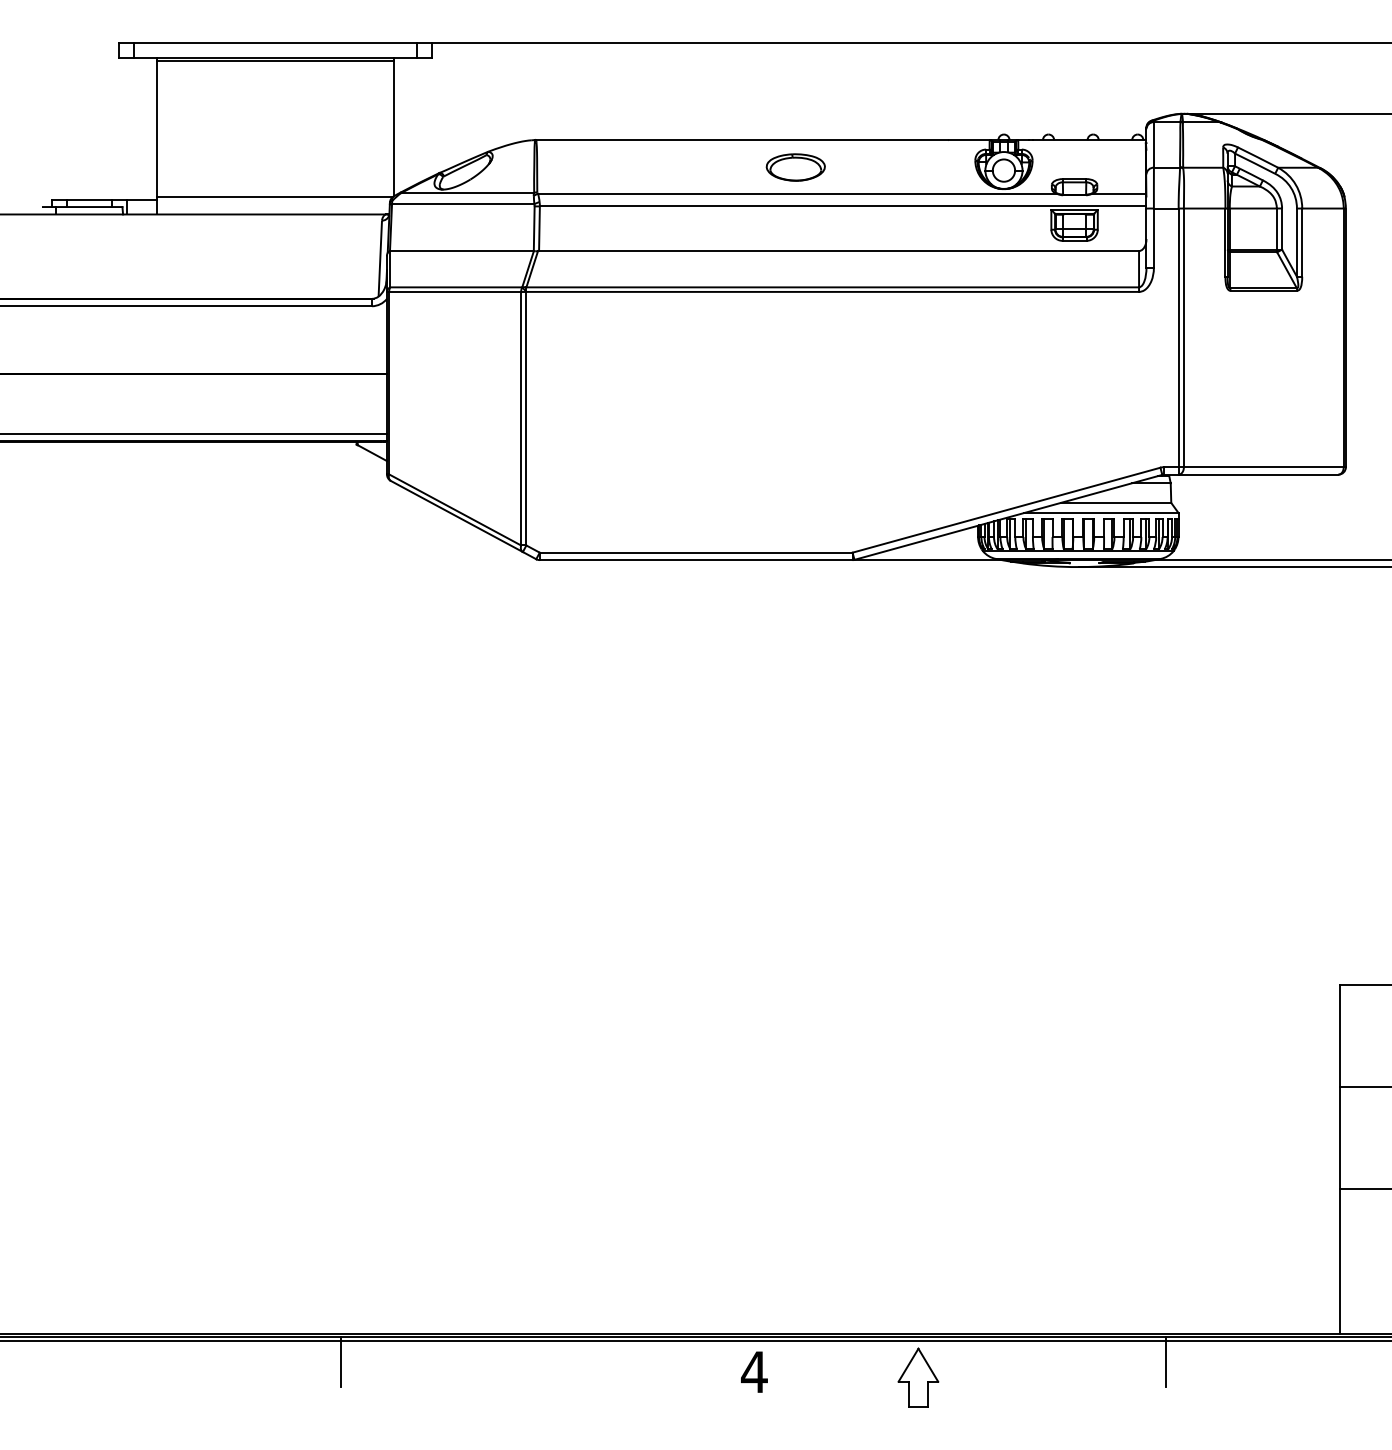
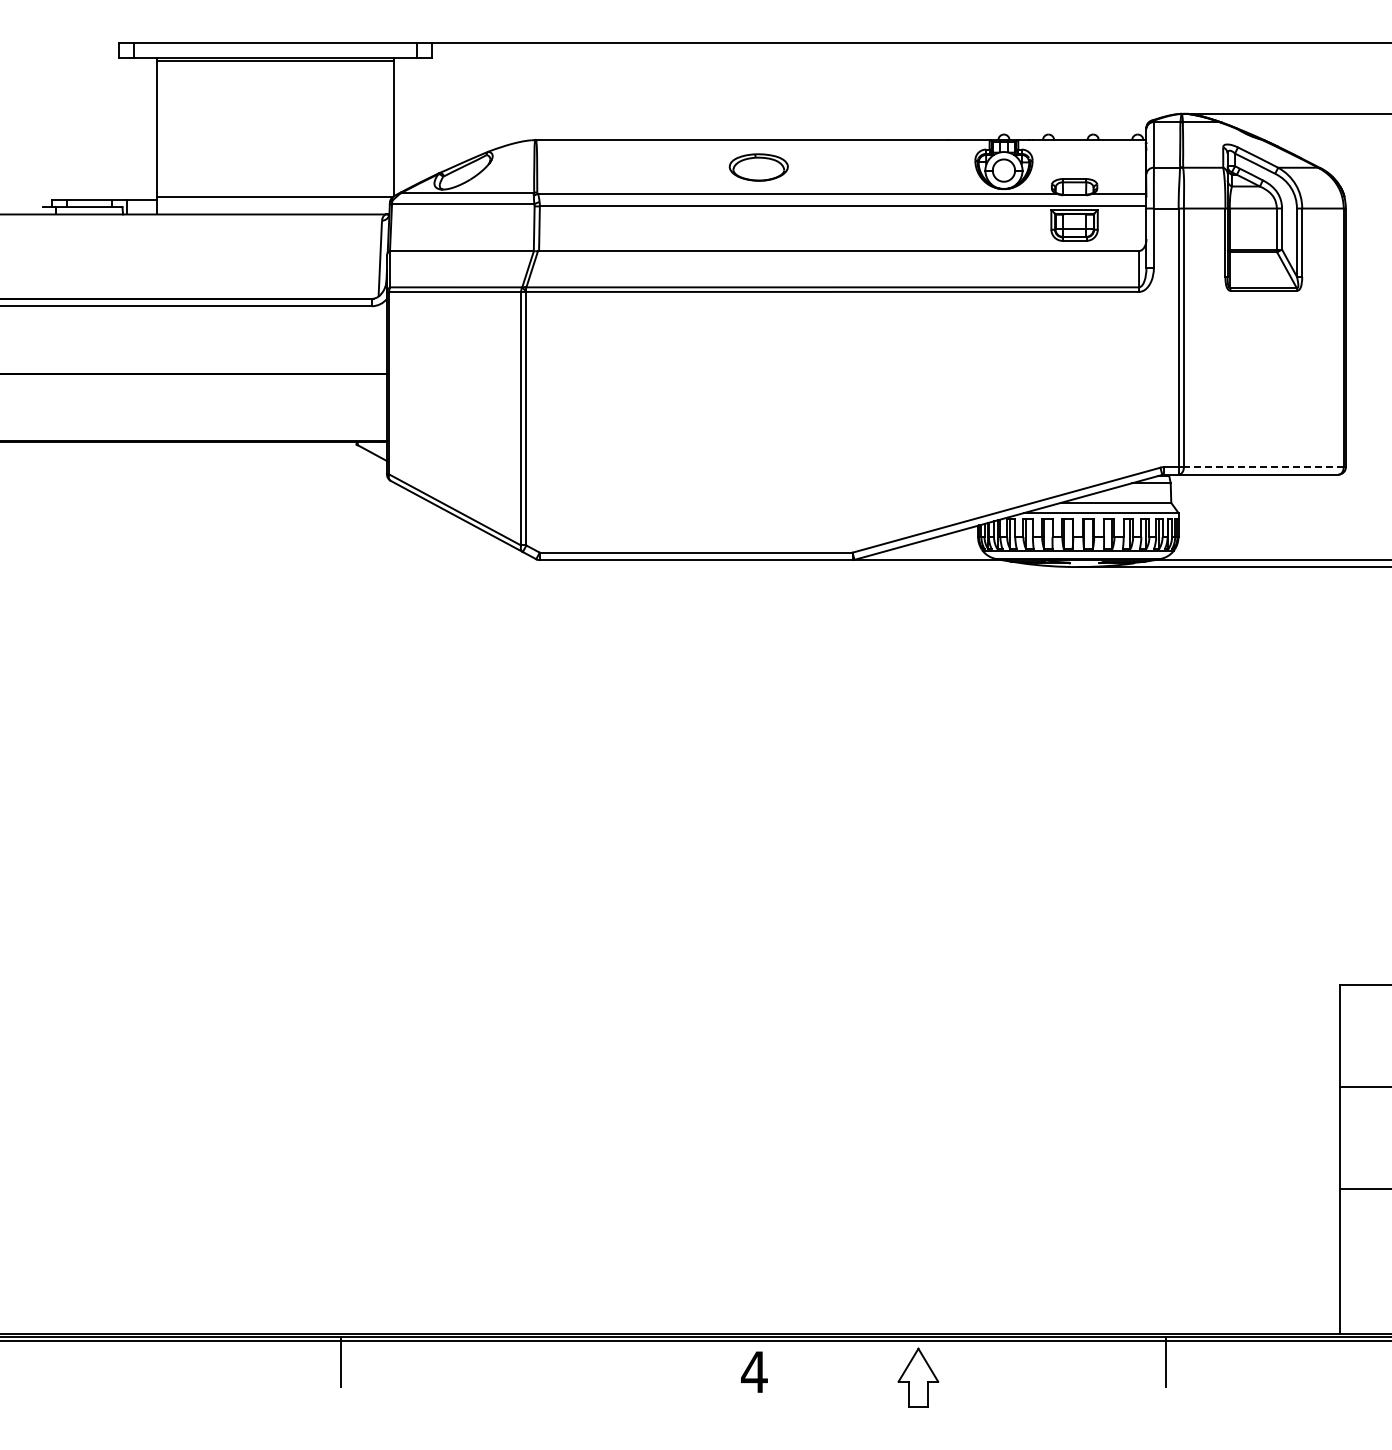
part position: (795, 167) -> (758, 167) (758, 167)
line: present -> none (194, 434)
line: solid -> dashed (1263, 467)
